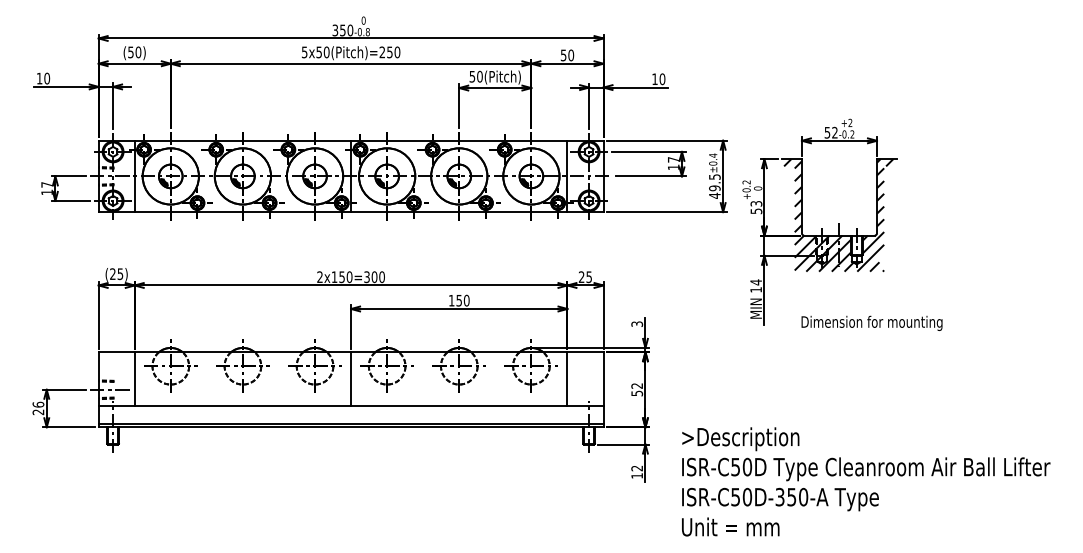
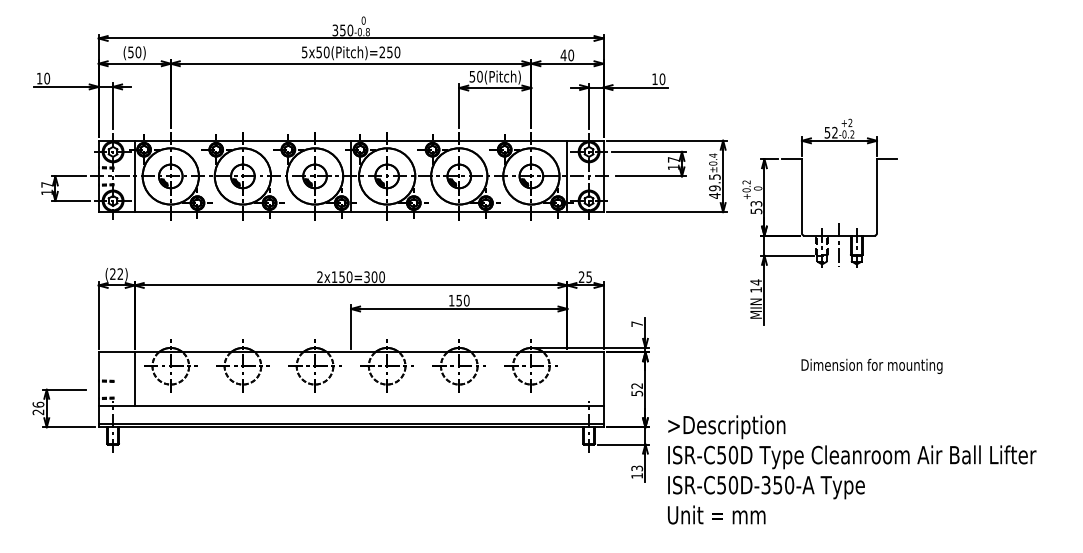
text: 50 -> 40 (563, 55)
hatch: present -> none (838, 215)
text: (25) -> (22) (120, 274)
text position: (871, 322) -> (871, 365) (871, 365)
text: 3 -> 7 (637, 323)
line: present -> none (351, 378)
line: present -> none (567, 378)
line: present -> none (110, 389)
text: 12 -> 13 (637, 468)
text position: (866, 481) -> (852, 469) (852, 469)
